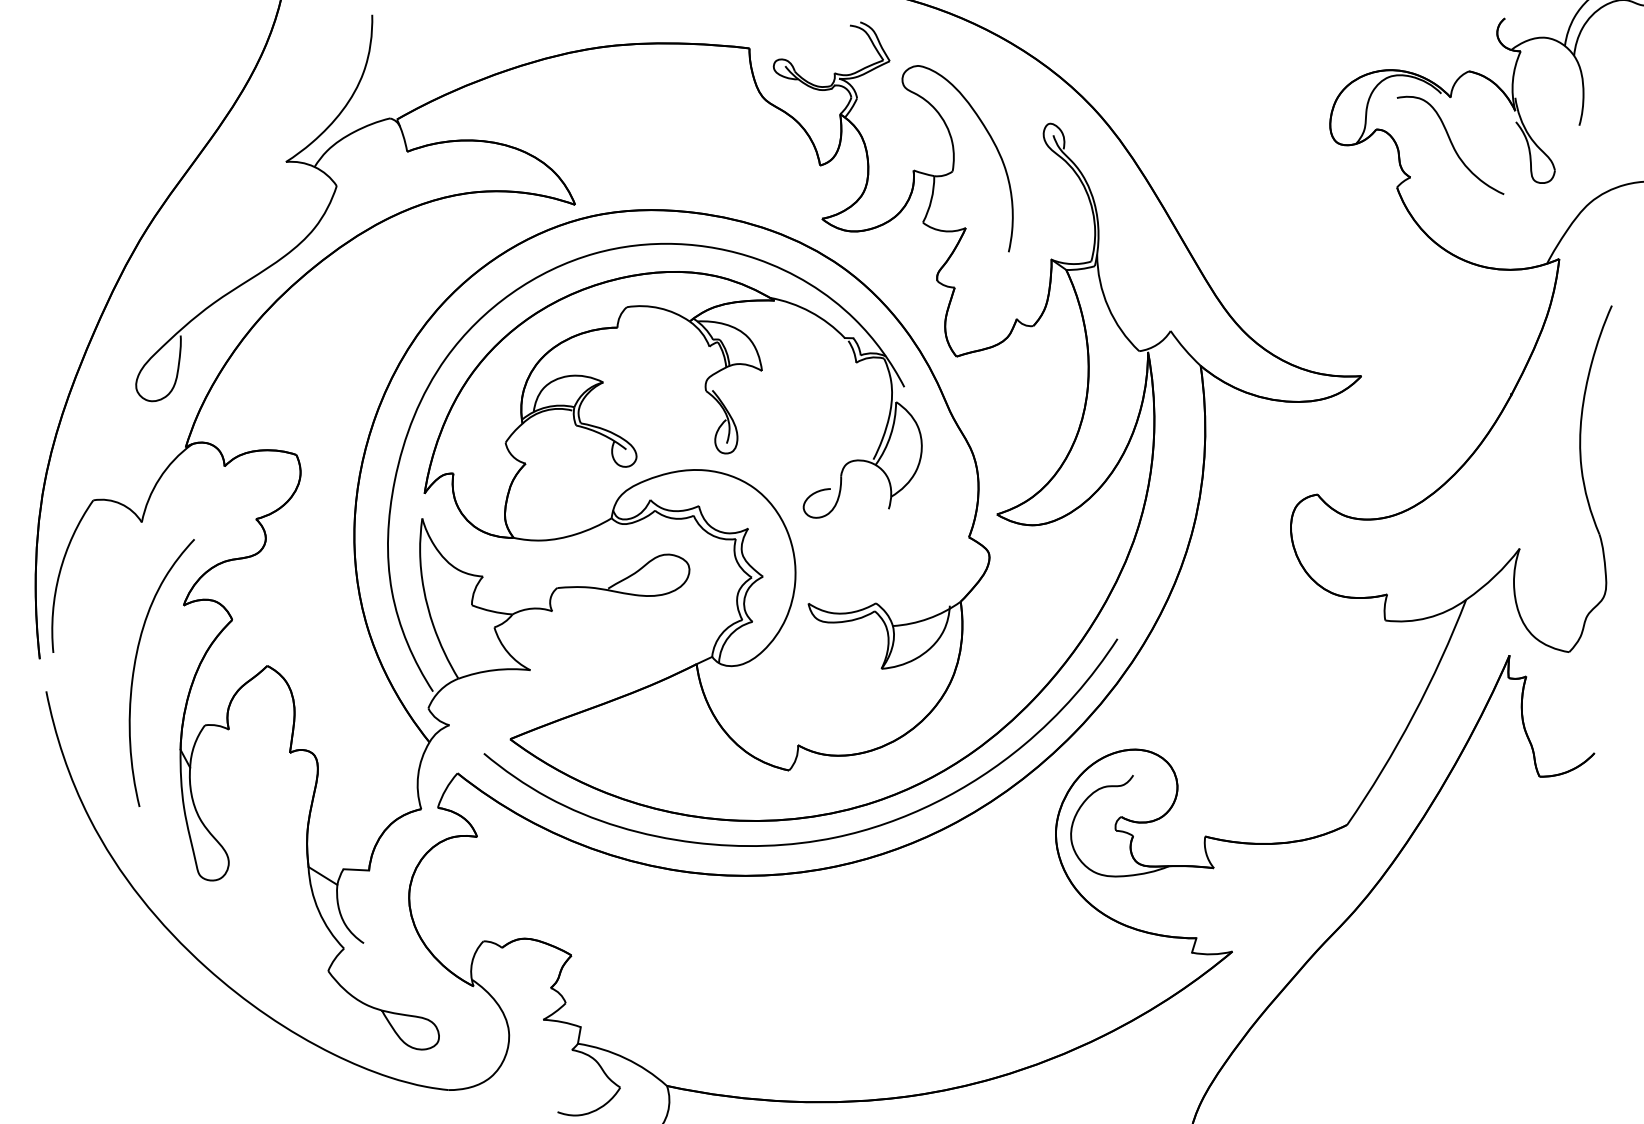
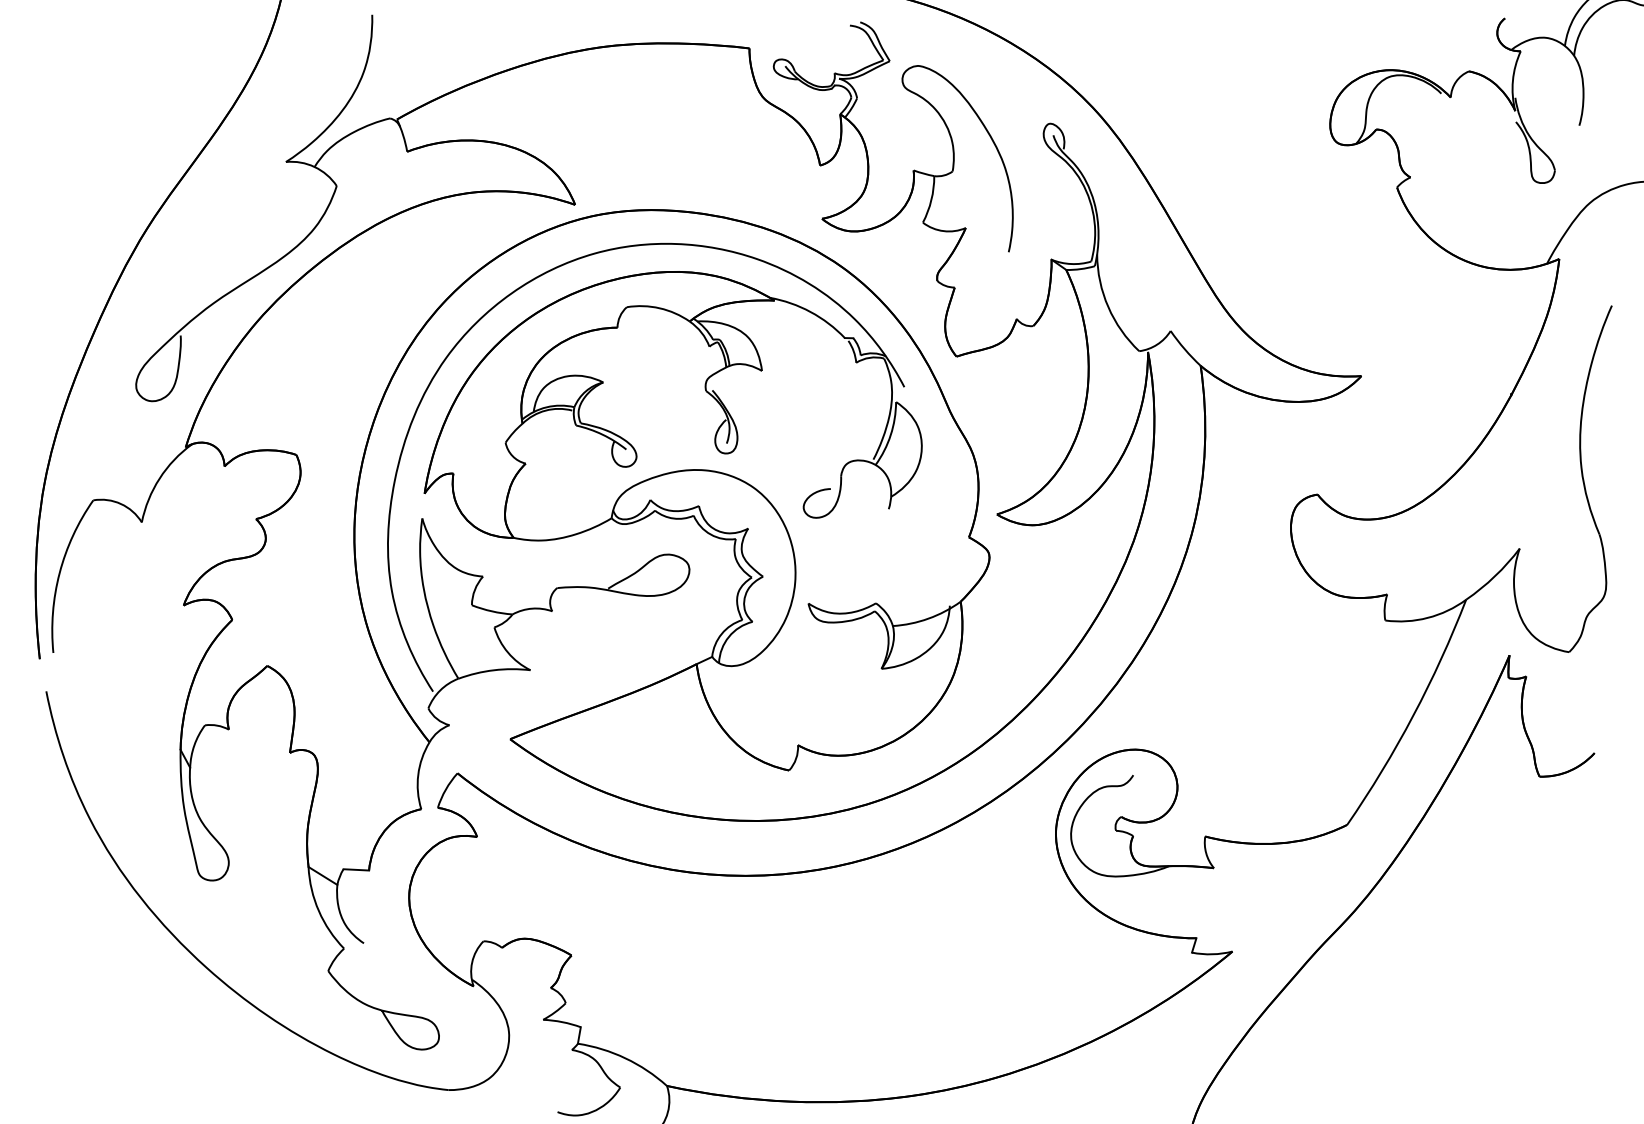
curve: present -> none (1450, 143)
curve: present -> none (135, 667)
curve: present -> none (817, 839)
